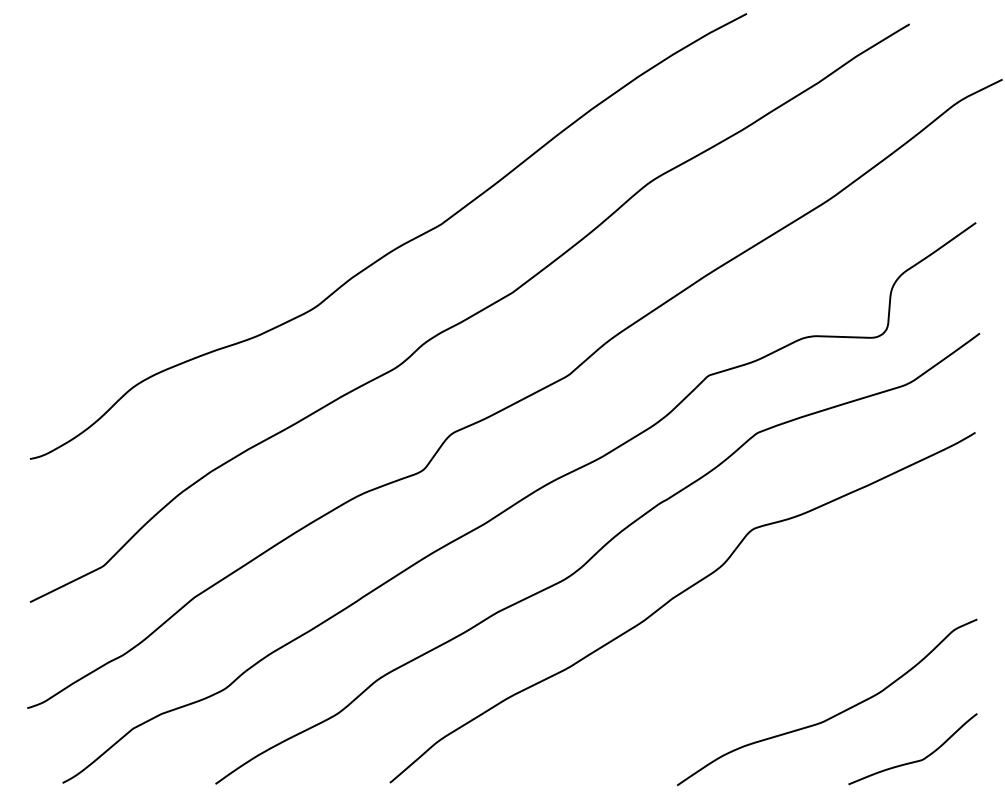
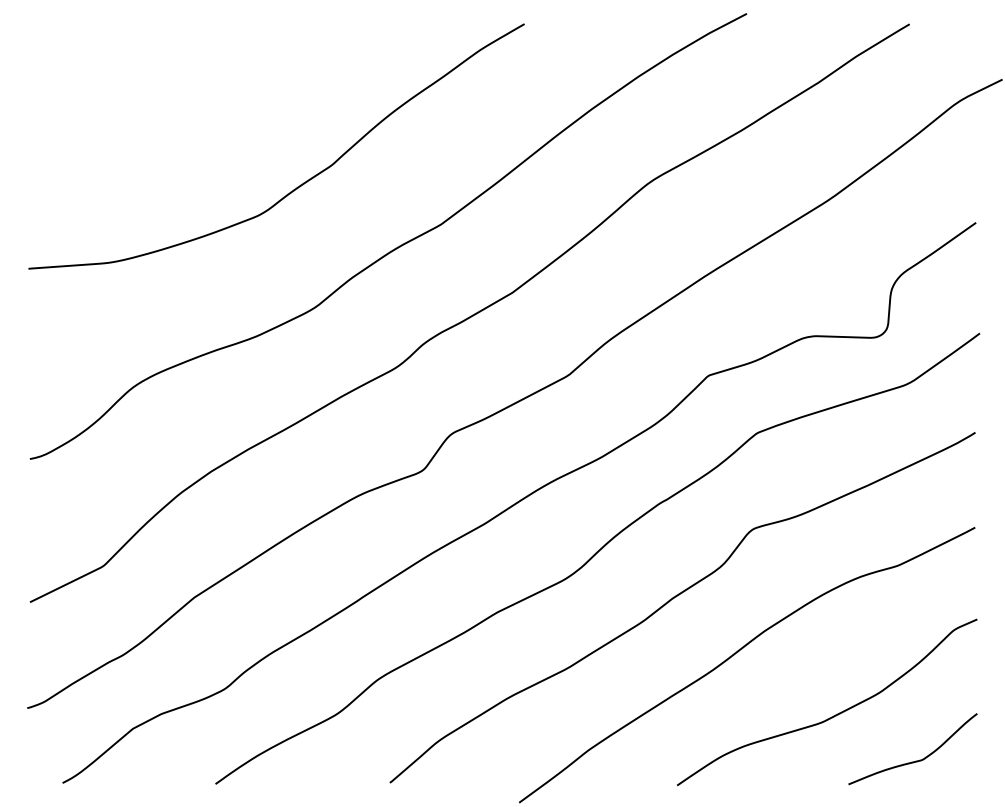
curve: none -> present (300, 184)
curve: none -> present (738, 652)
